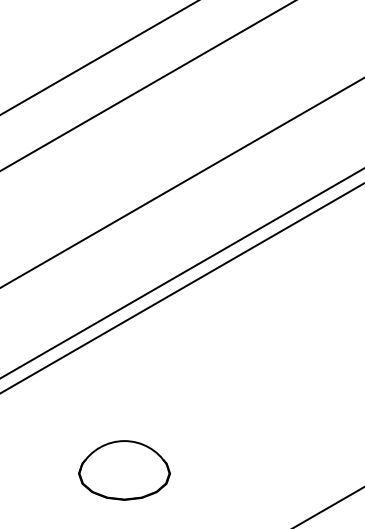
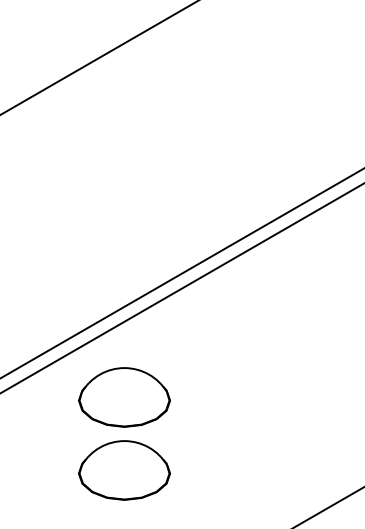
line: present -> none (147, 86)
line: present -> none (181, 182)
part: none -> present (124, 397)
